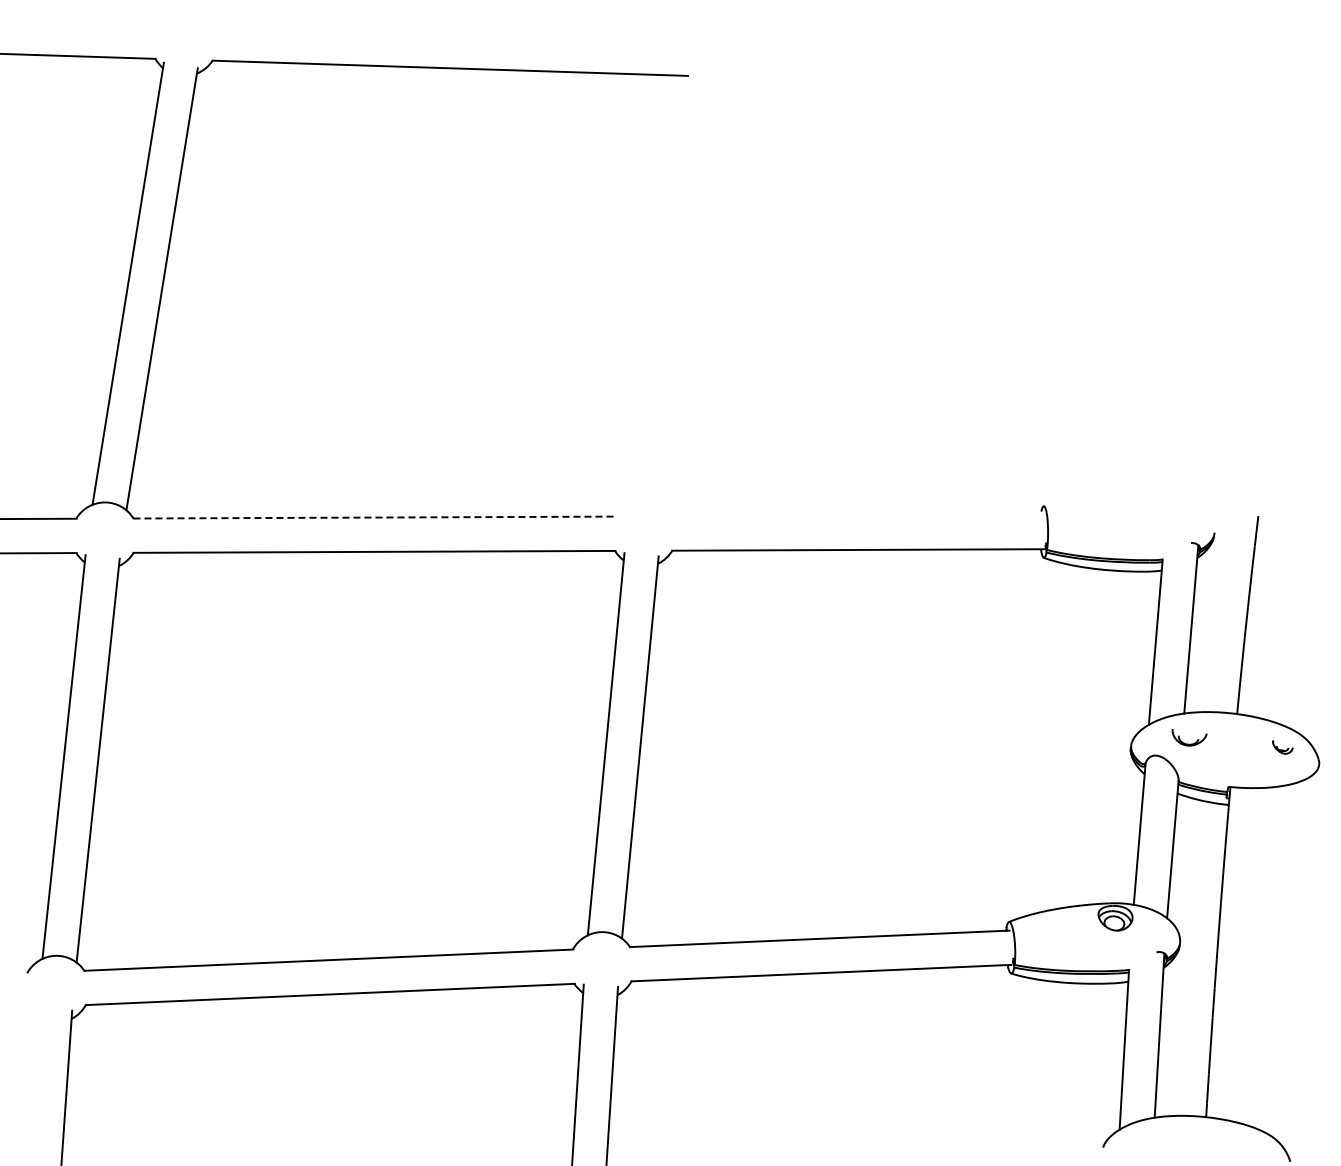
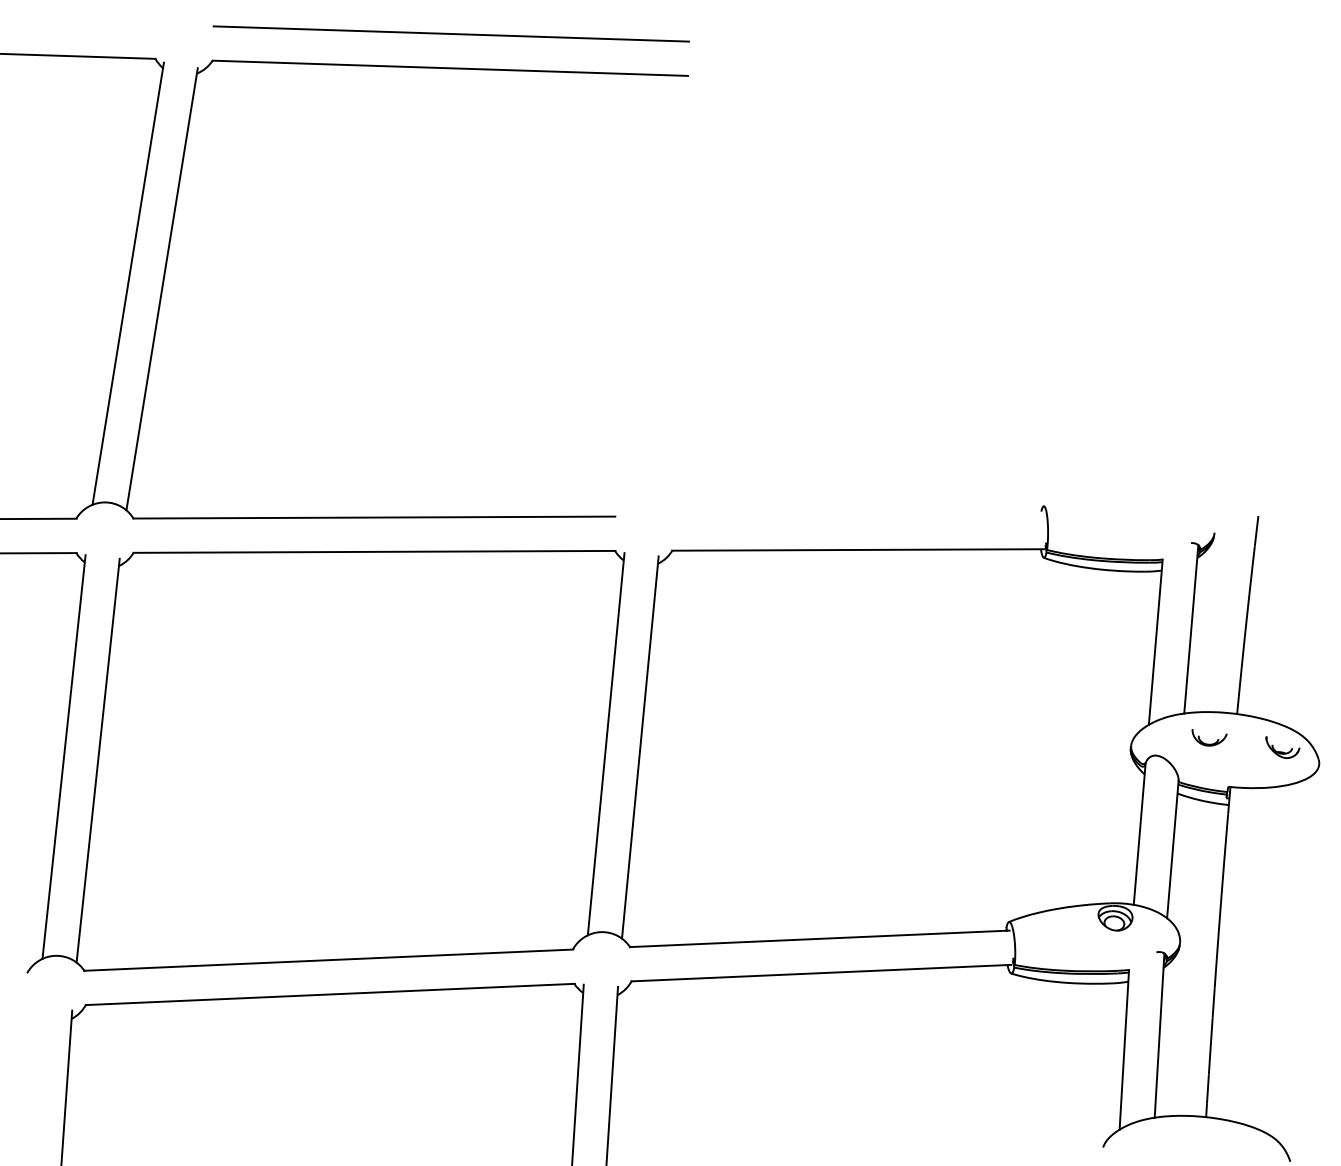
line: none -> present (451, 33)
line: dashed -> solid (374, 517)
part position: (1189, 737) -> (1209, 737) (1209, 737)
part size: 22x15 px -> 36x23 px (1282, 747)
